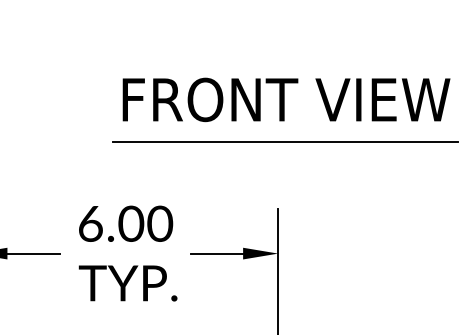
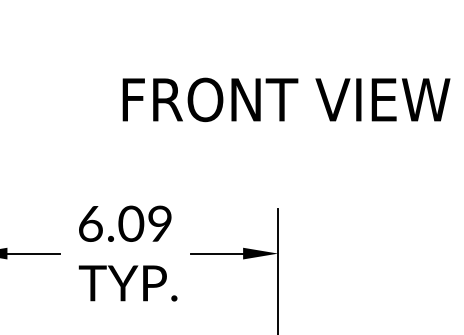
line: present -> none (285, 142)
text: 6.00 -> 6.09 (160, 224)
